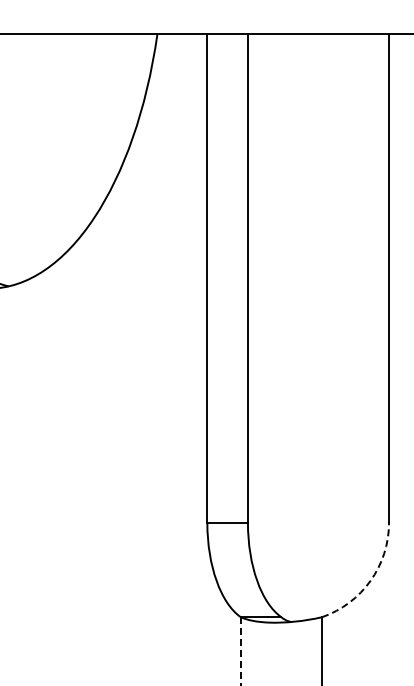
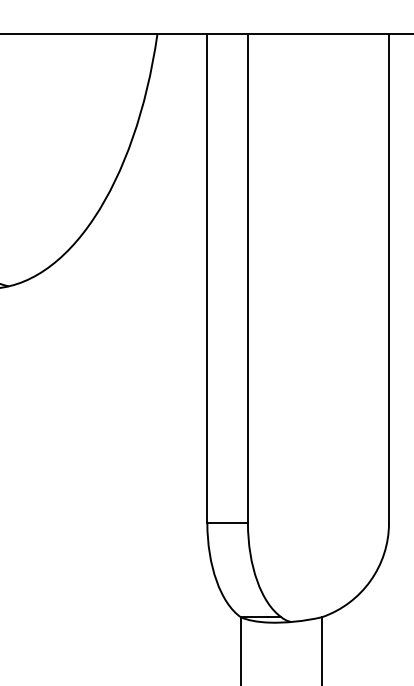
arc: dashed -> solid (370, 580)
line: dashed -> solid (240, 651)
